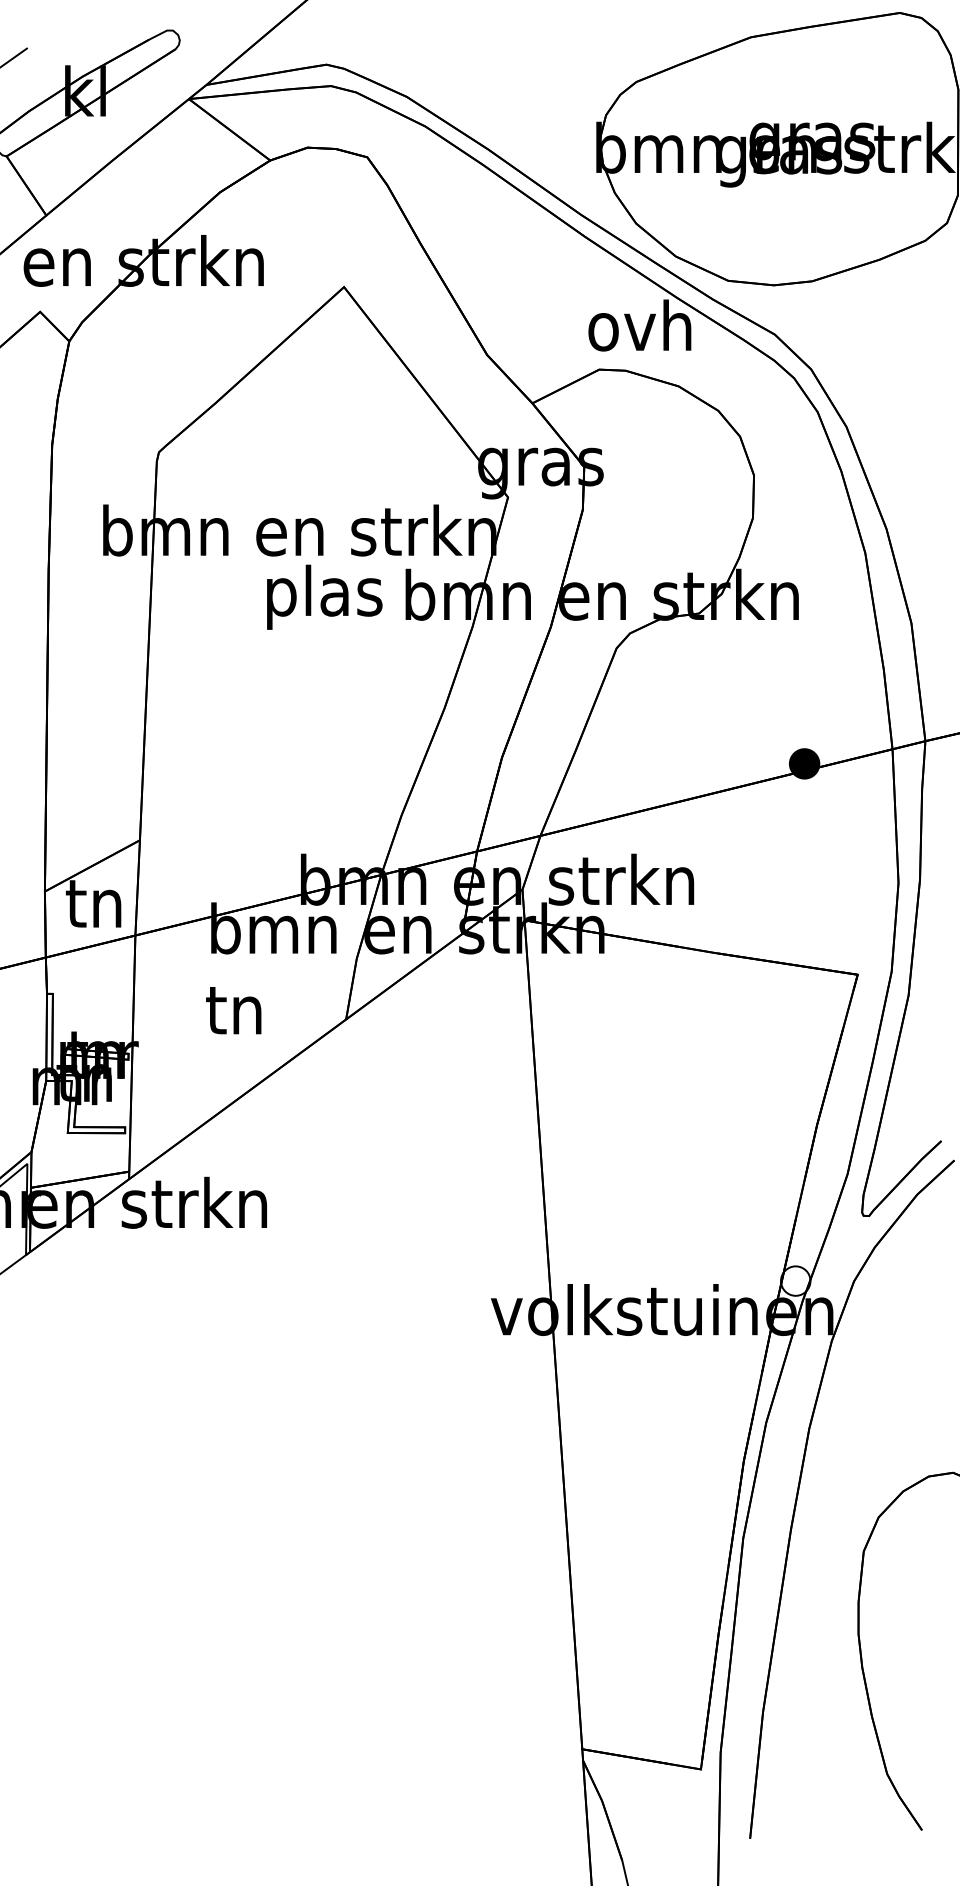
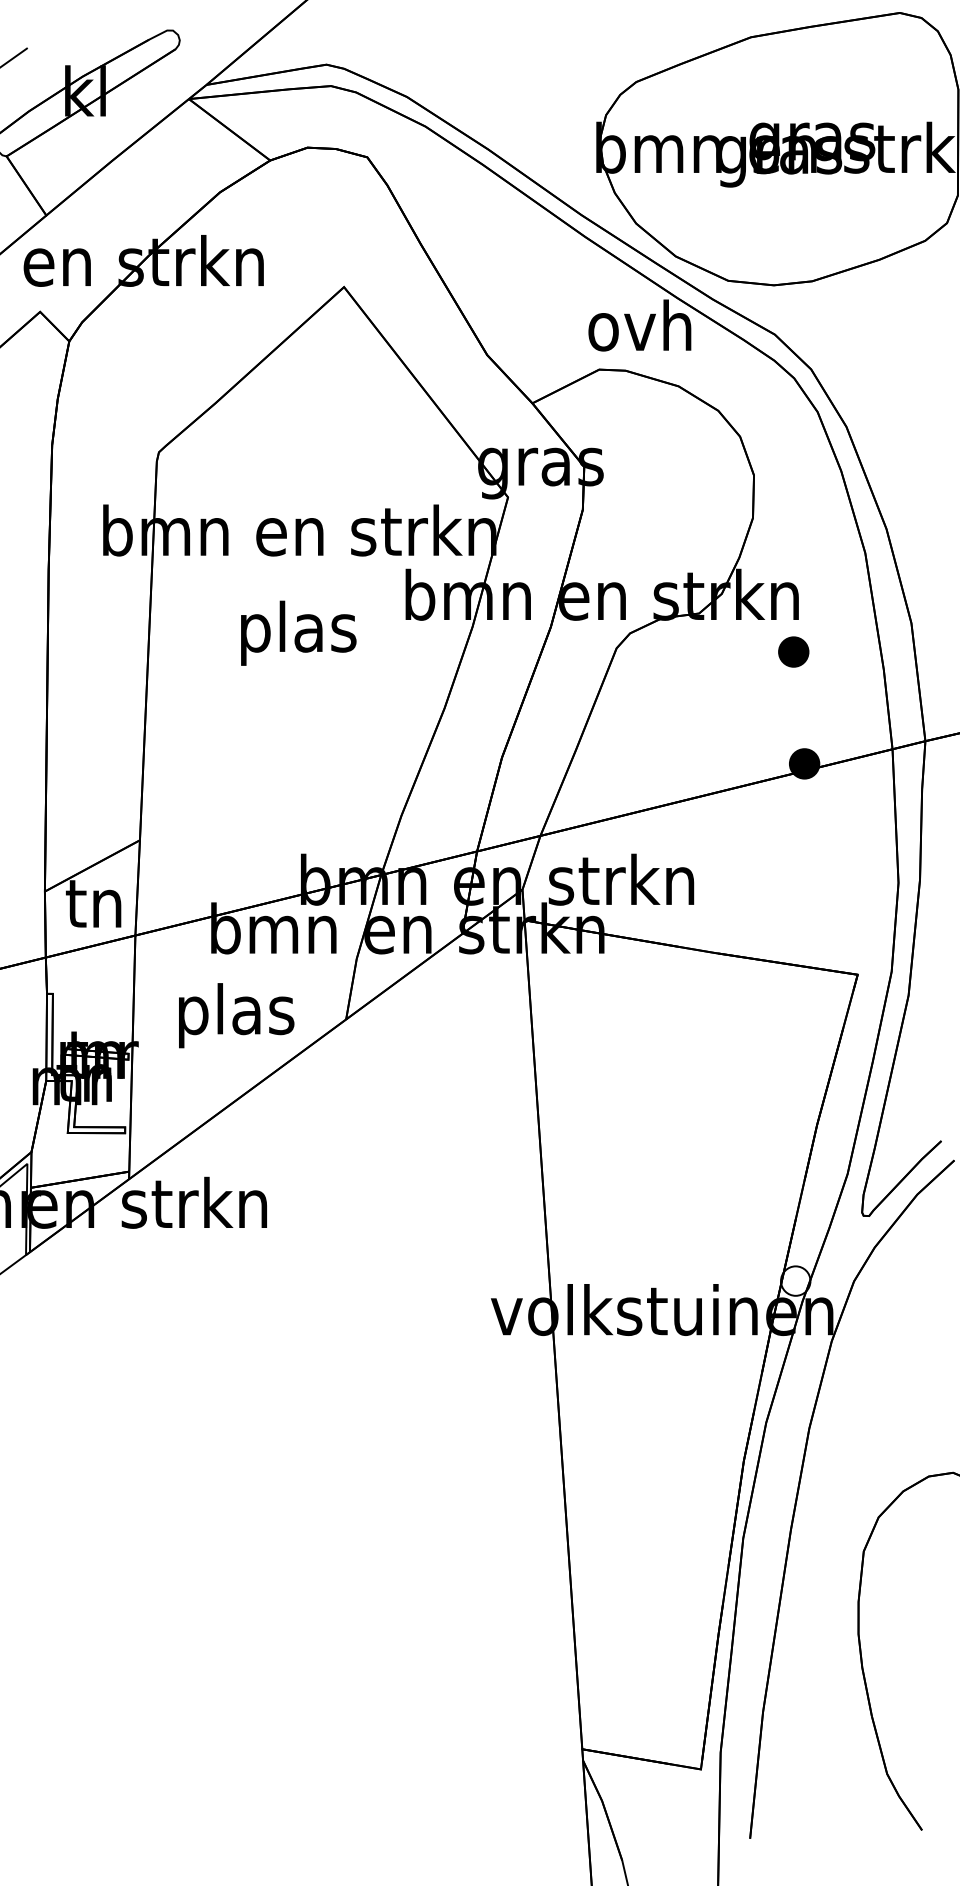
text position: (324, 596) -> (298, 632) (298, 632)
part: none -> present (793, 651)
text: tn -> plas (236, 1015)
